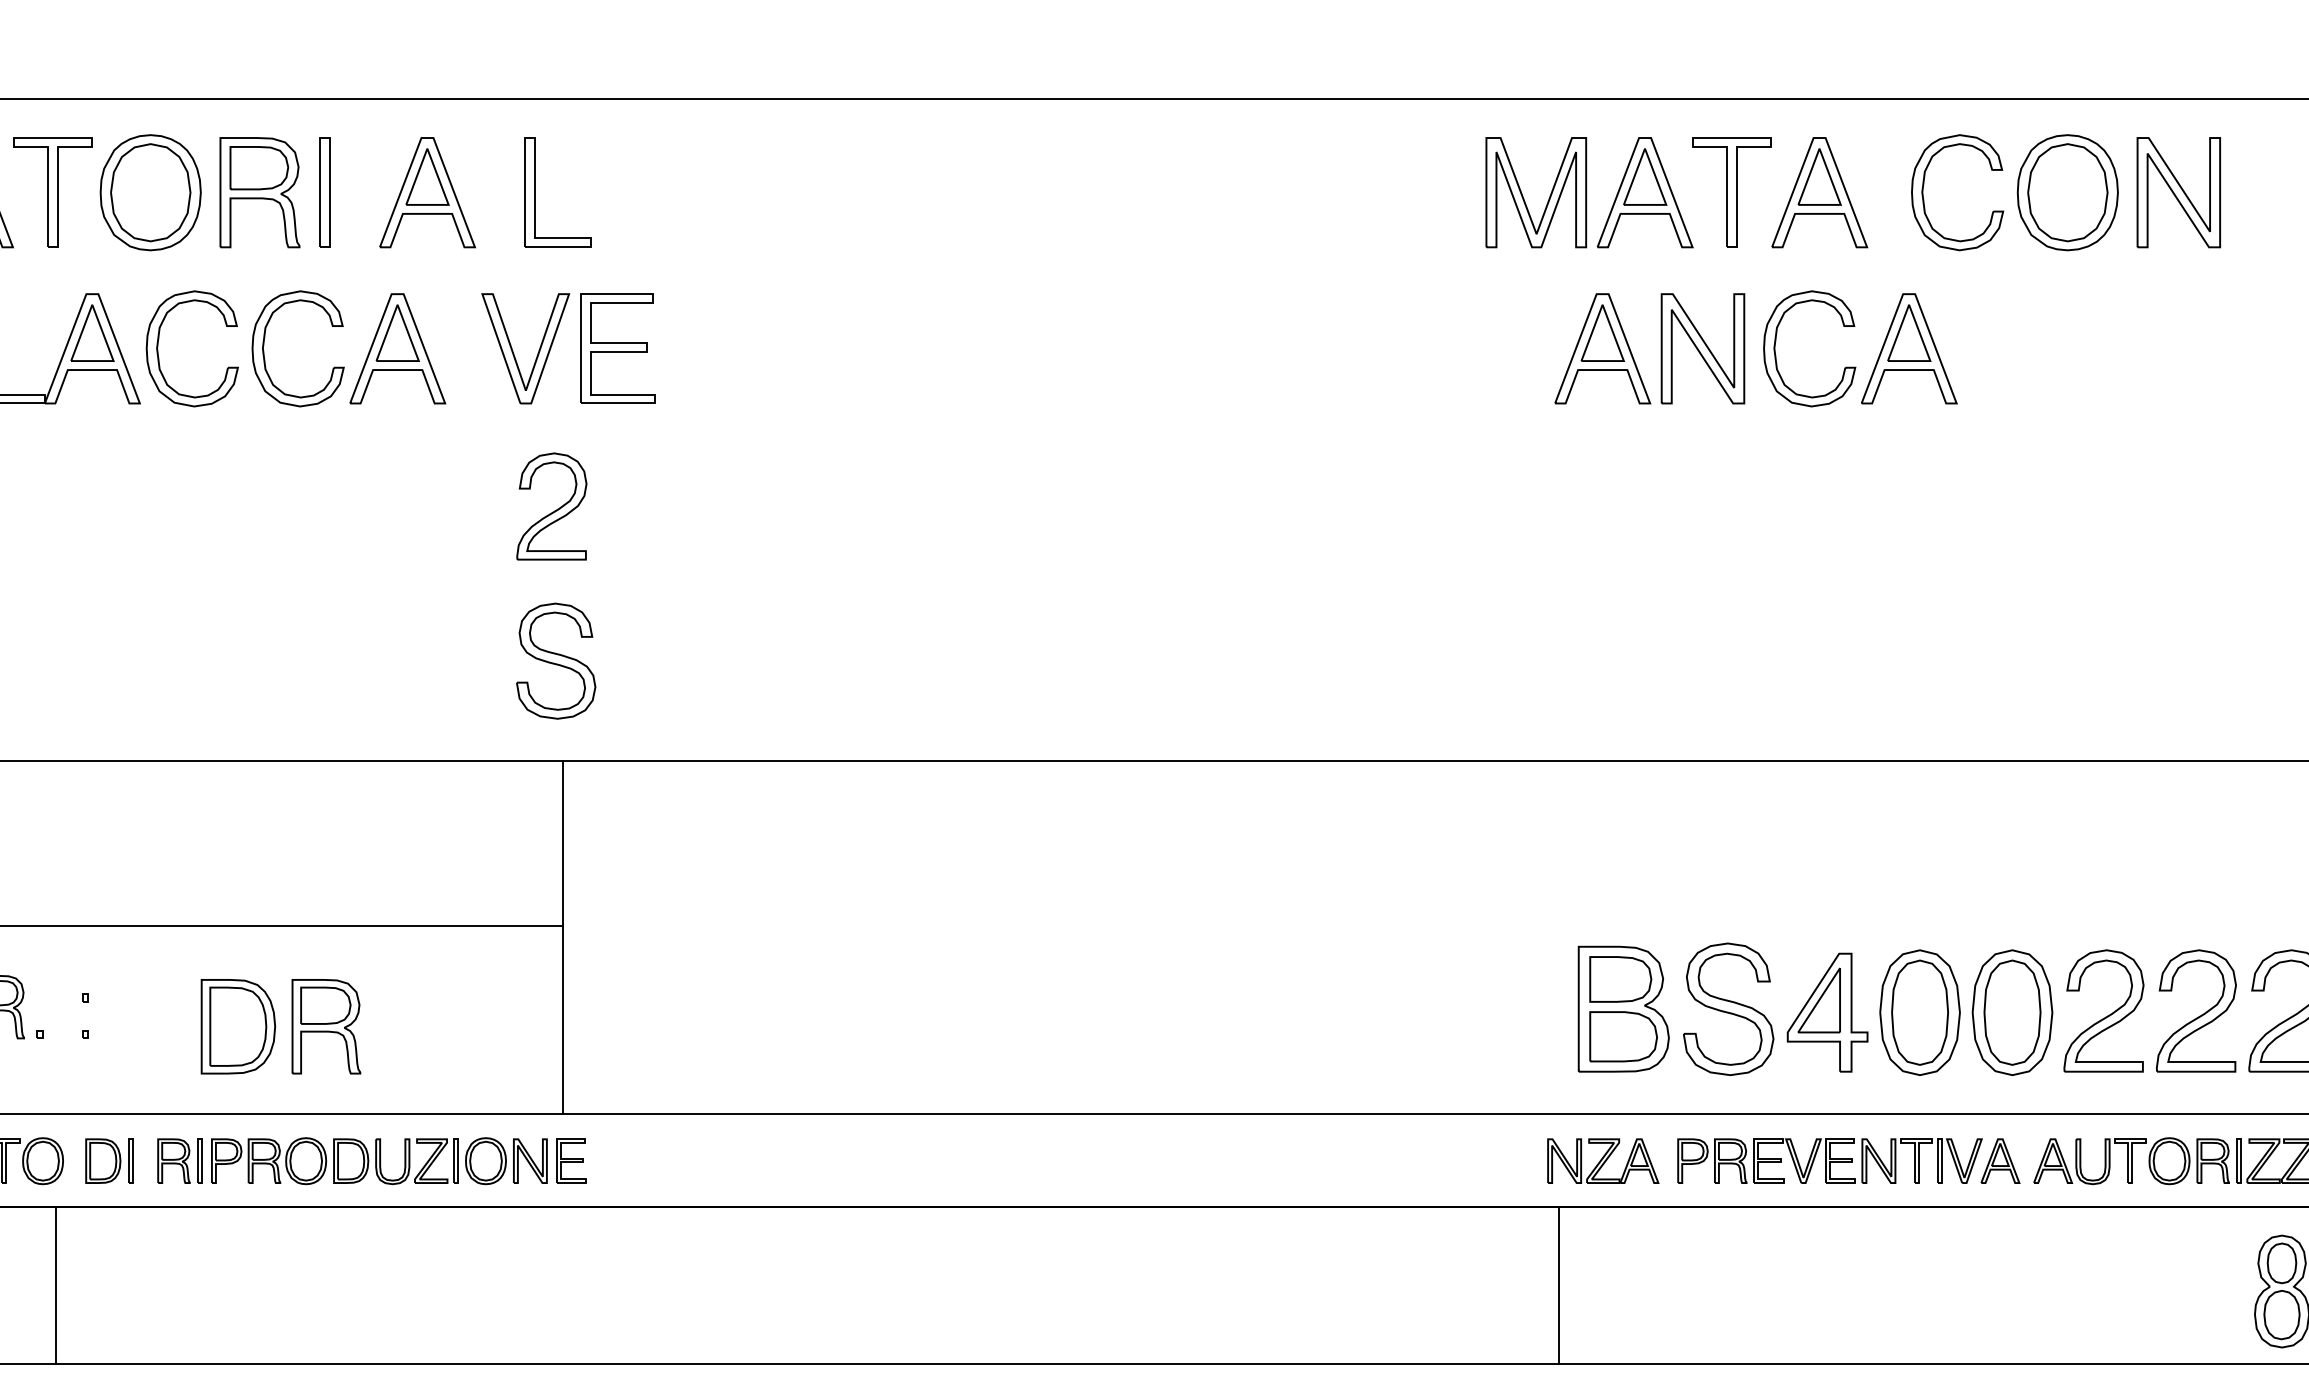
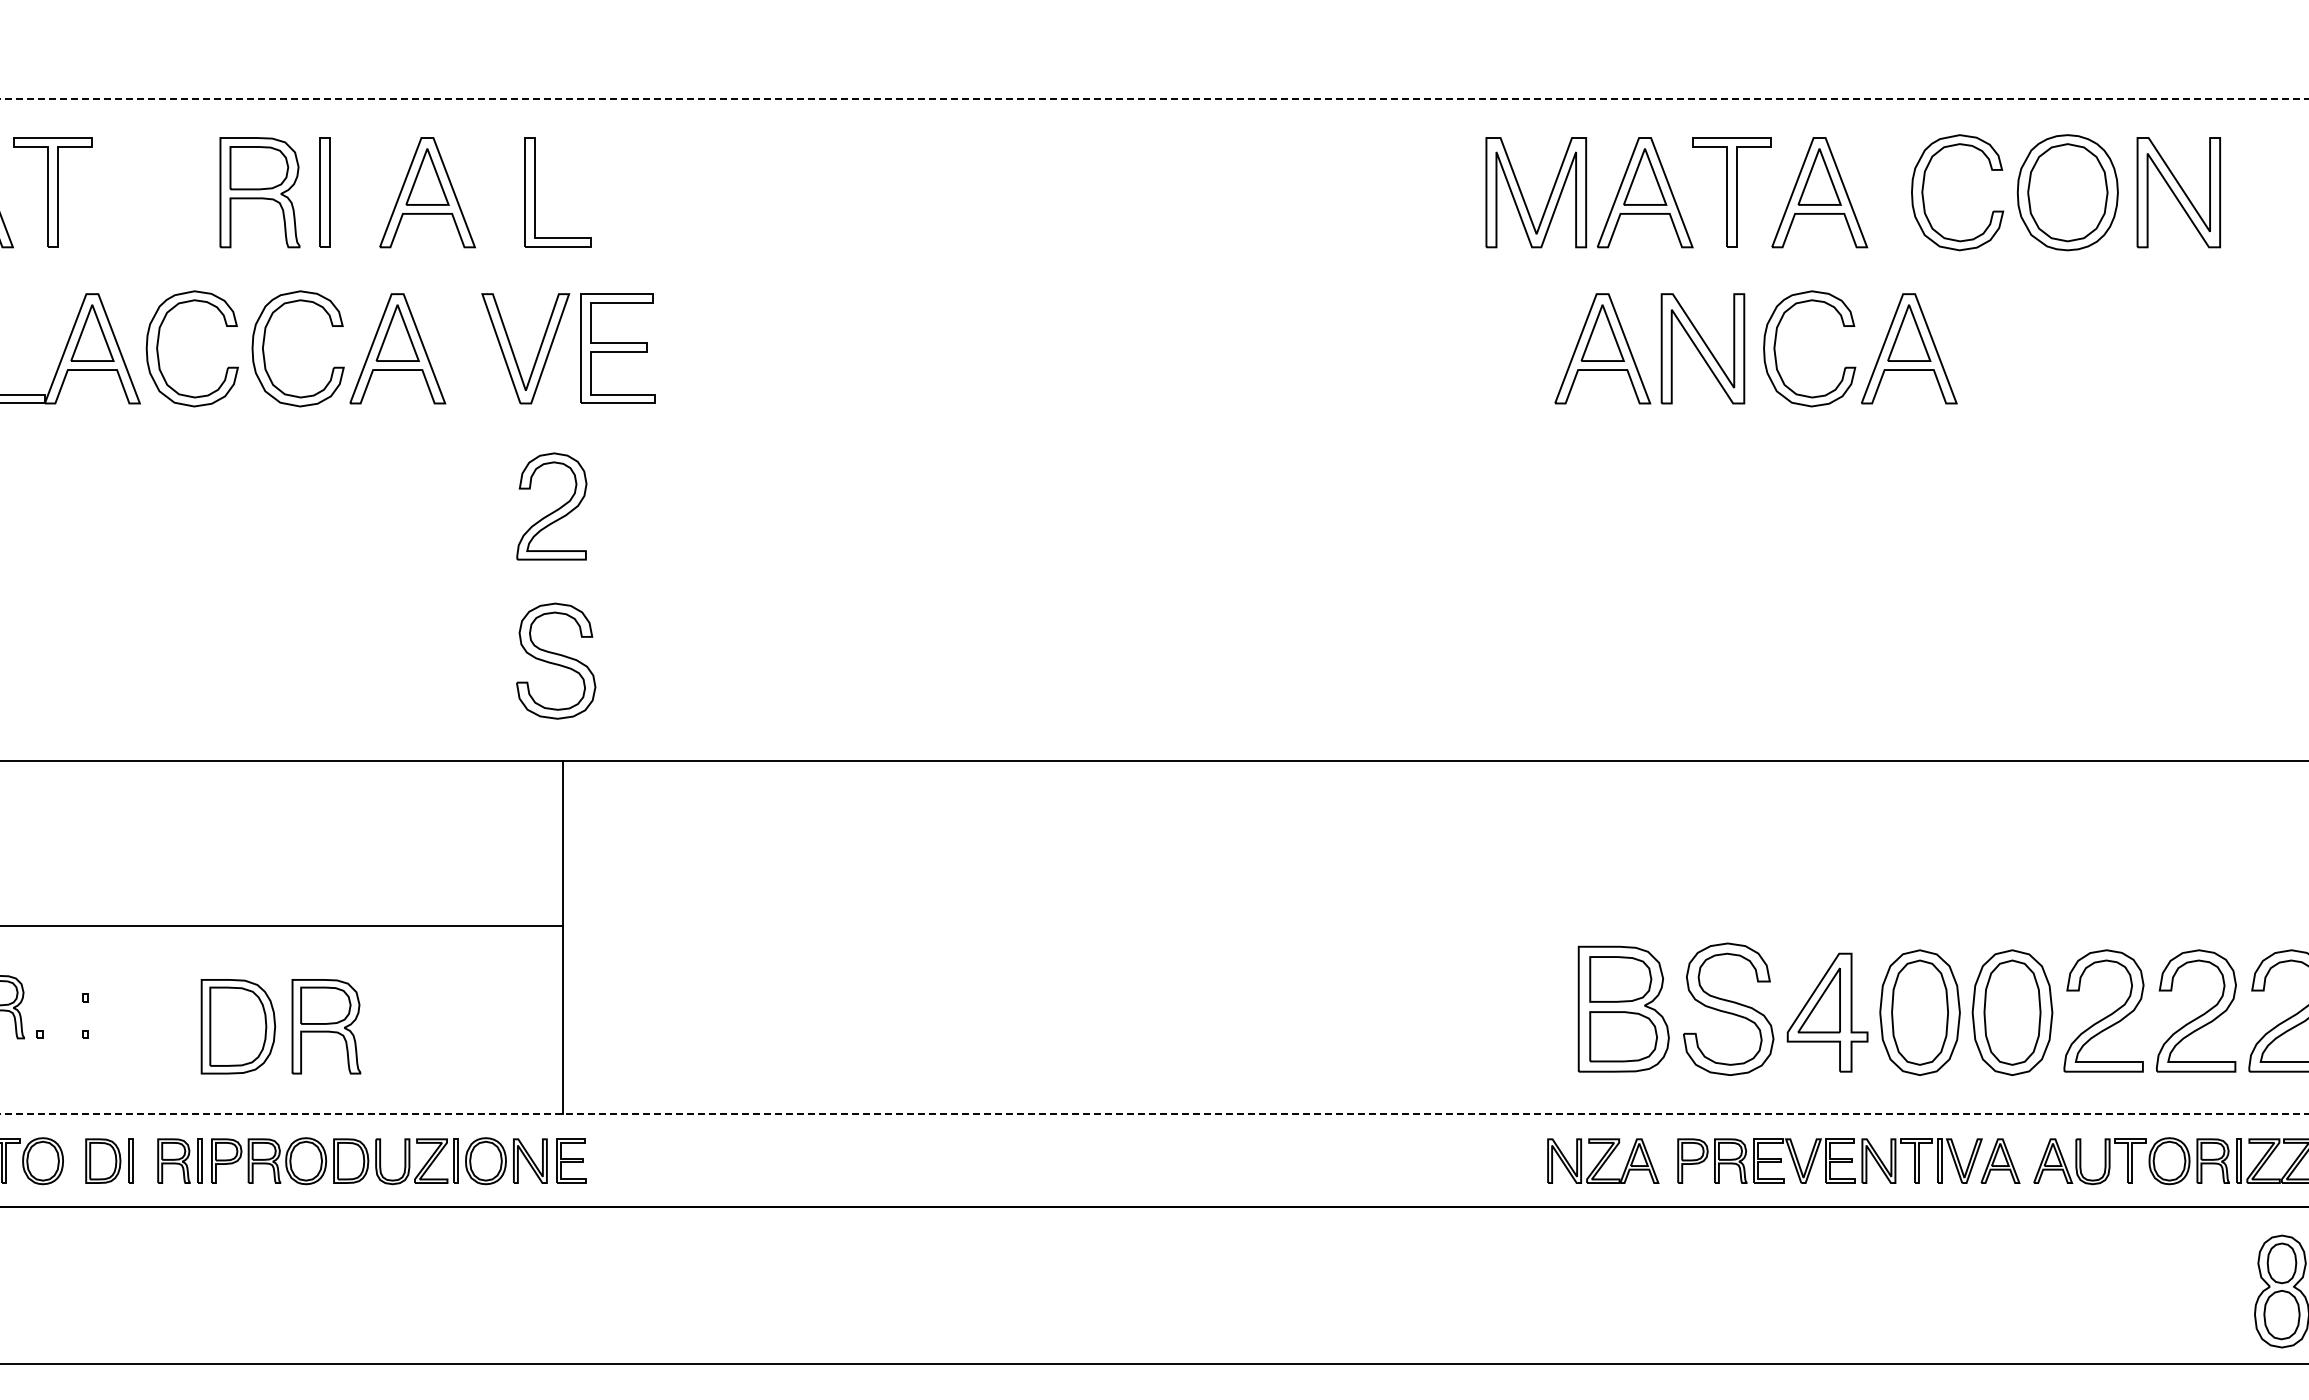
line: solid -> dashed (1154, 98)
part: present -> none (150, 192)
line: solid -> dashed (1154, 1113)
line: present -> none (55, 1285)
line: present -> none (1558, 1285)
